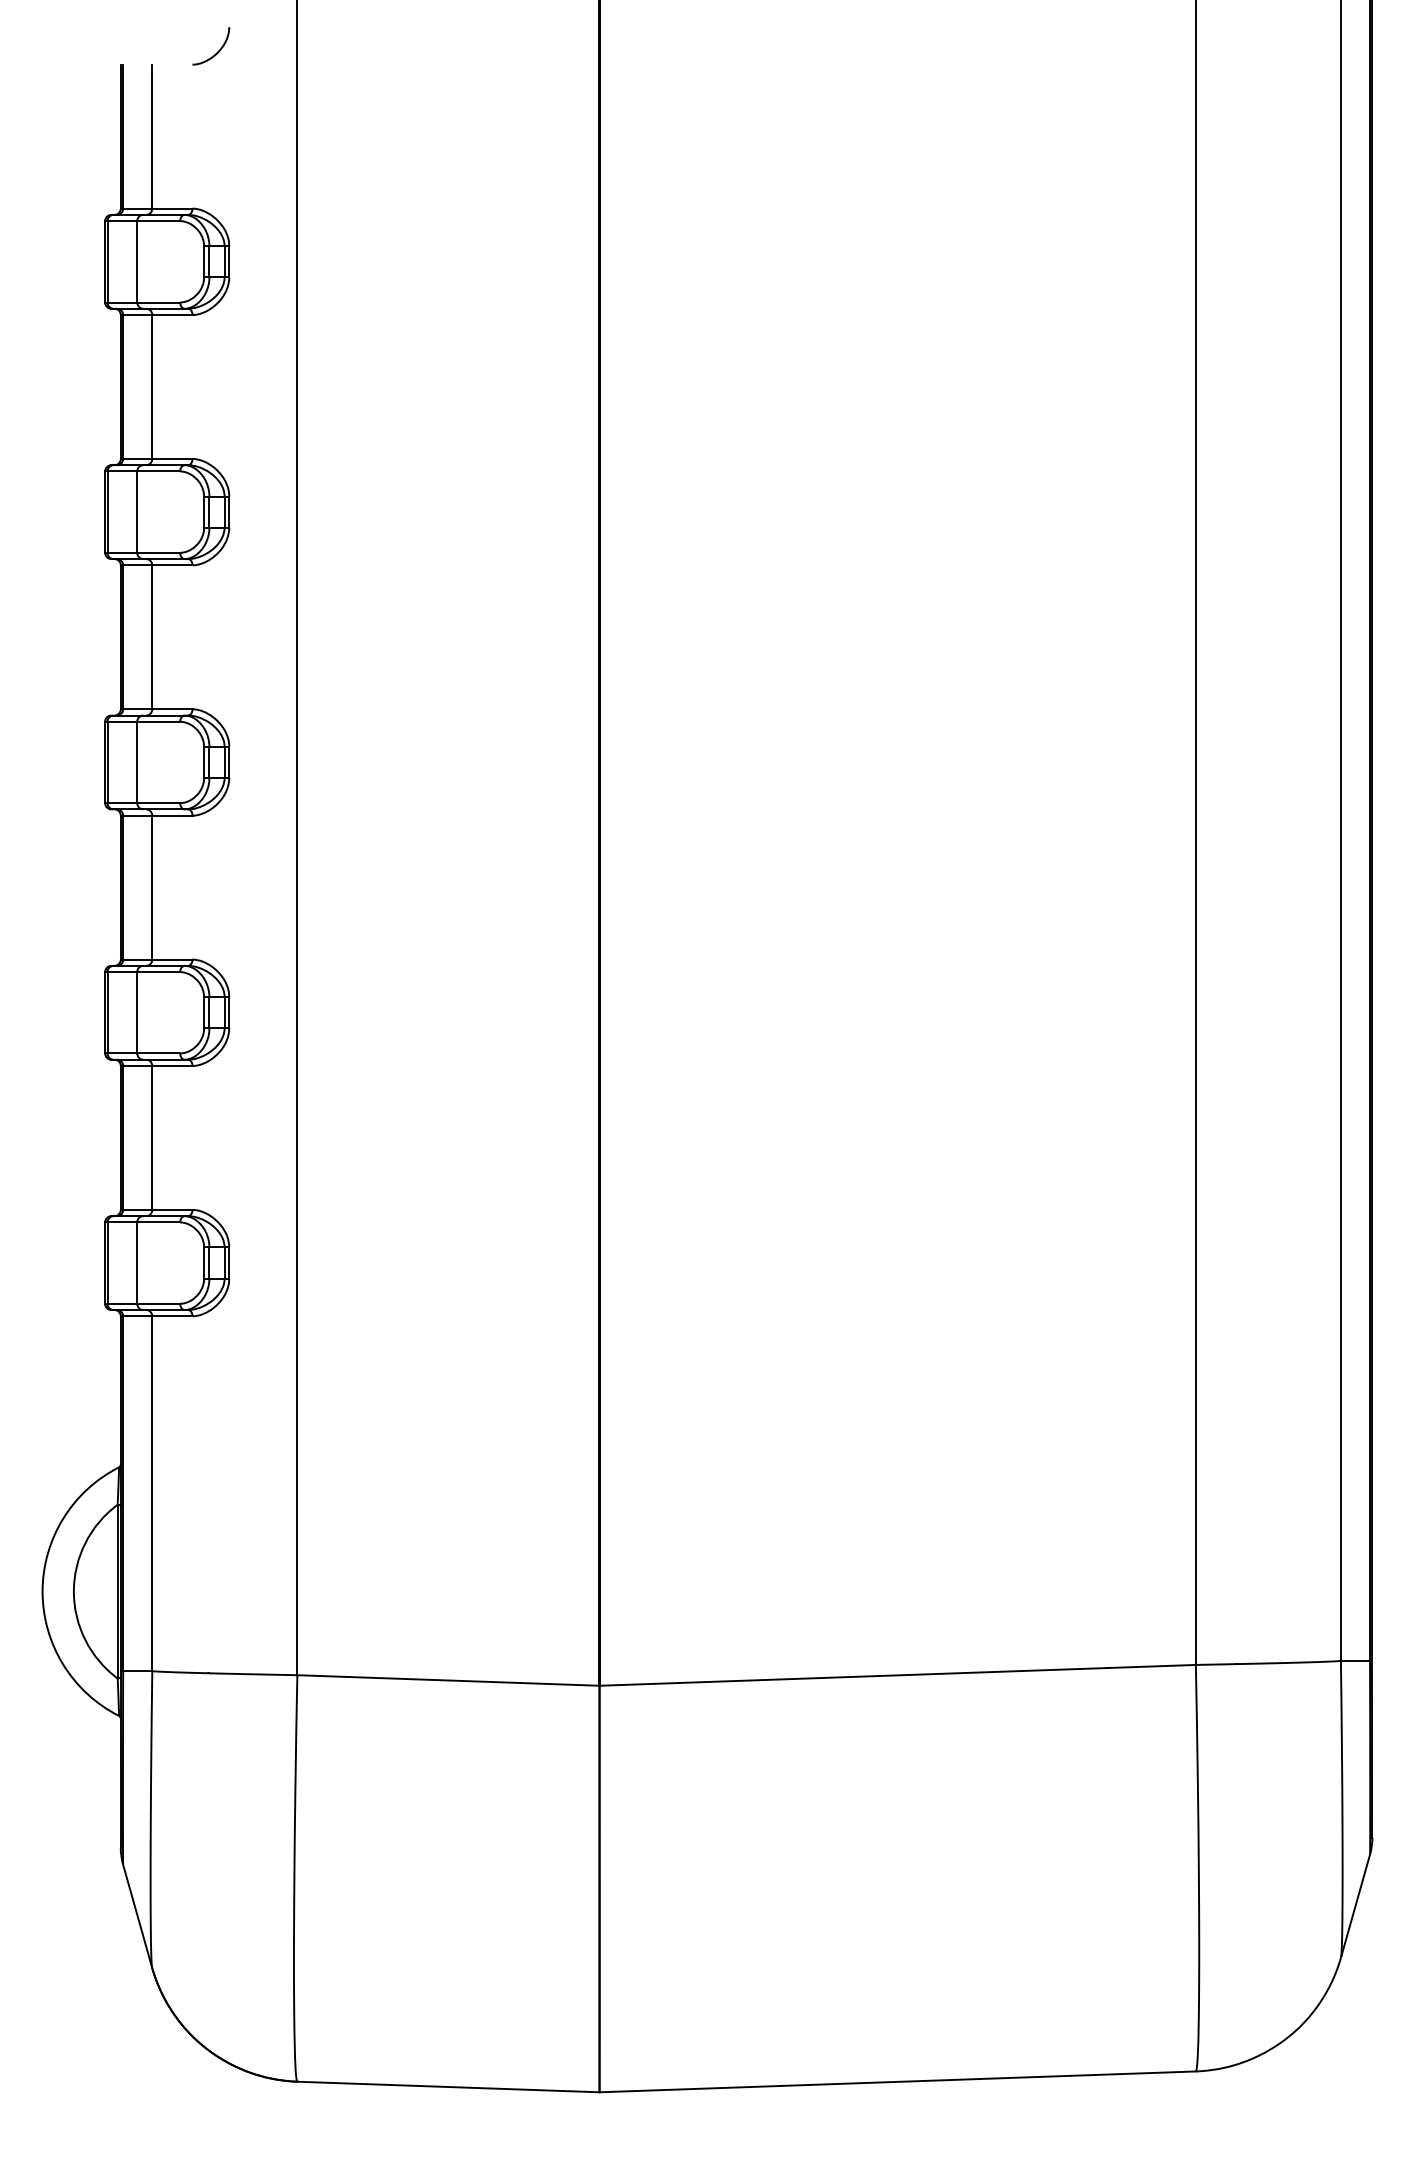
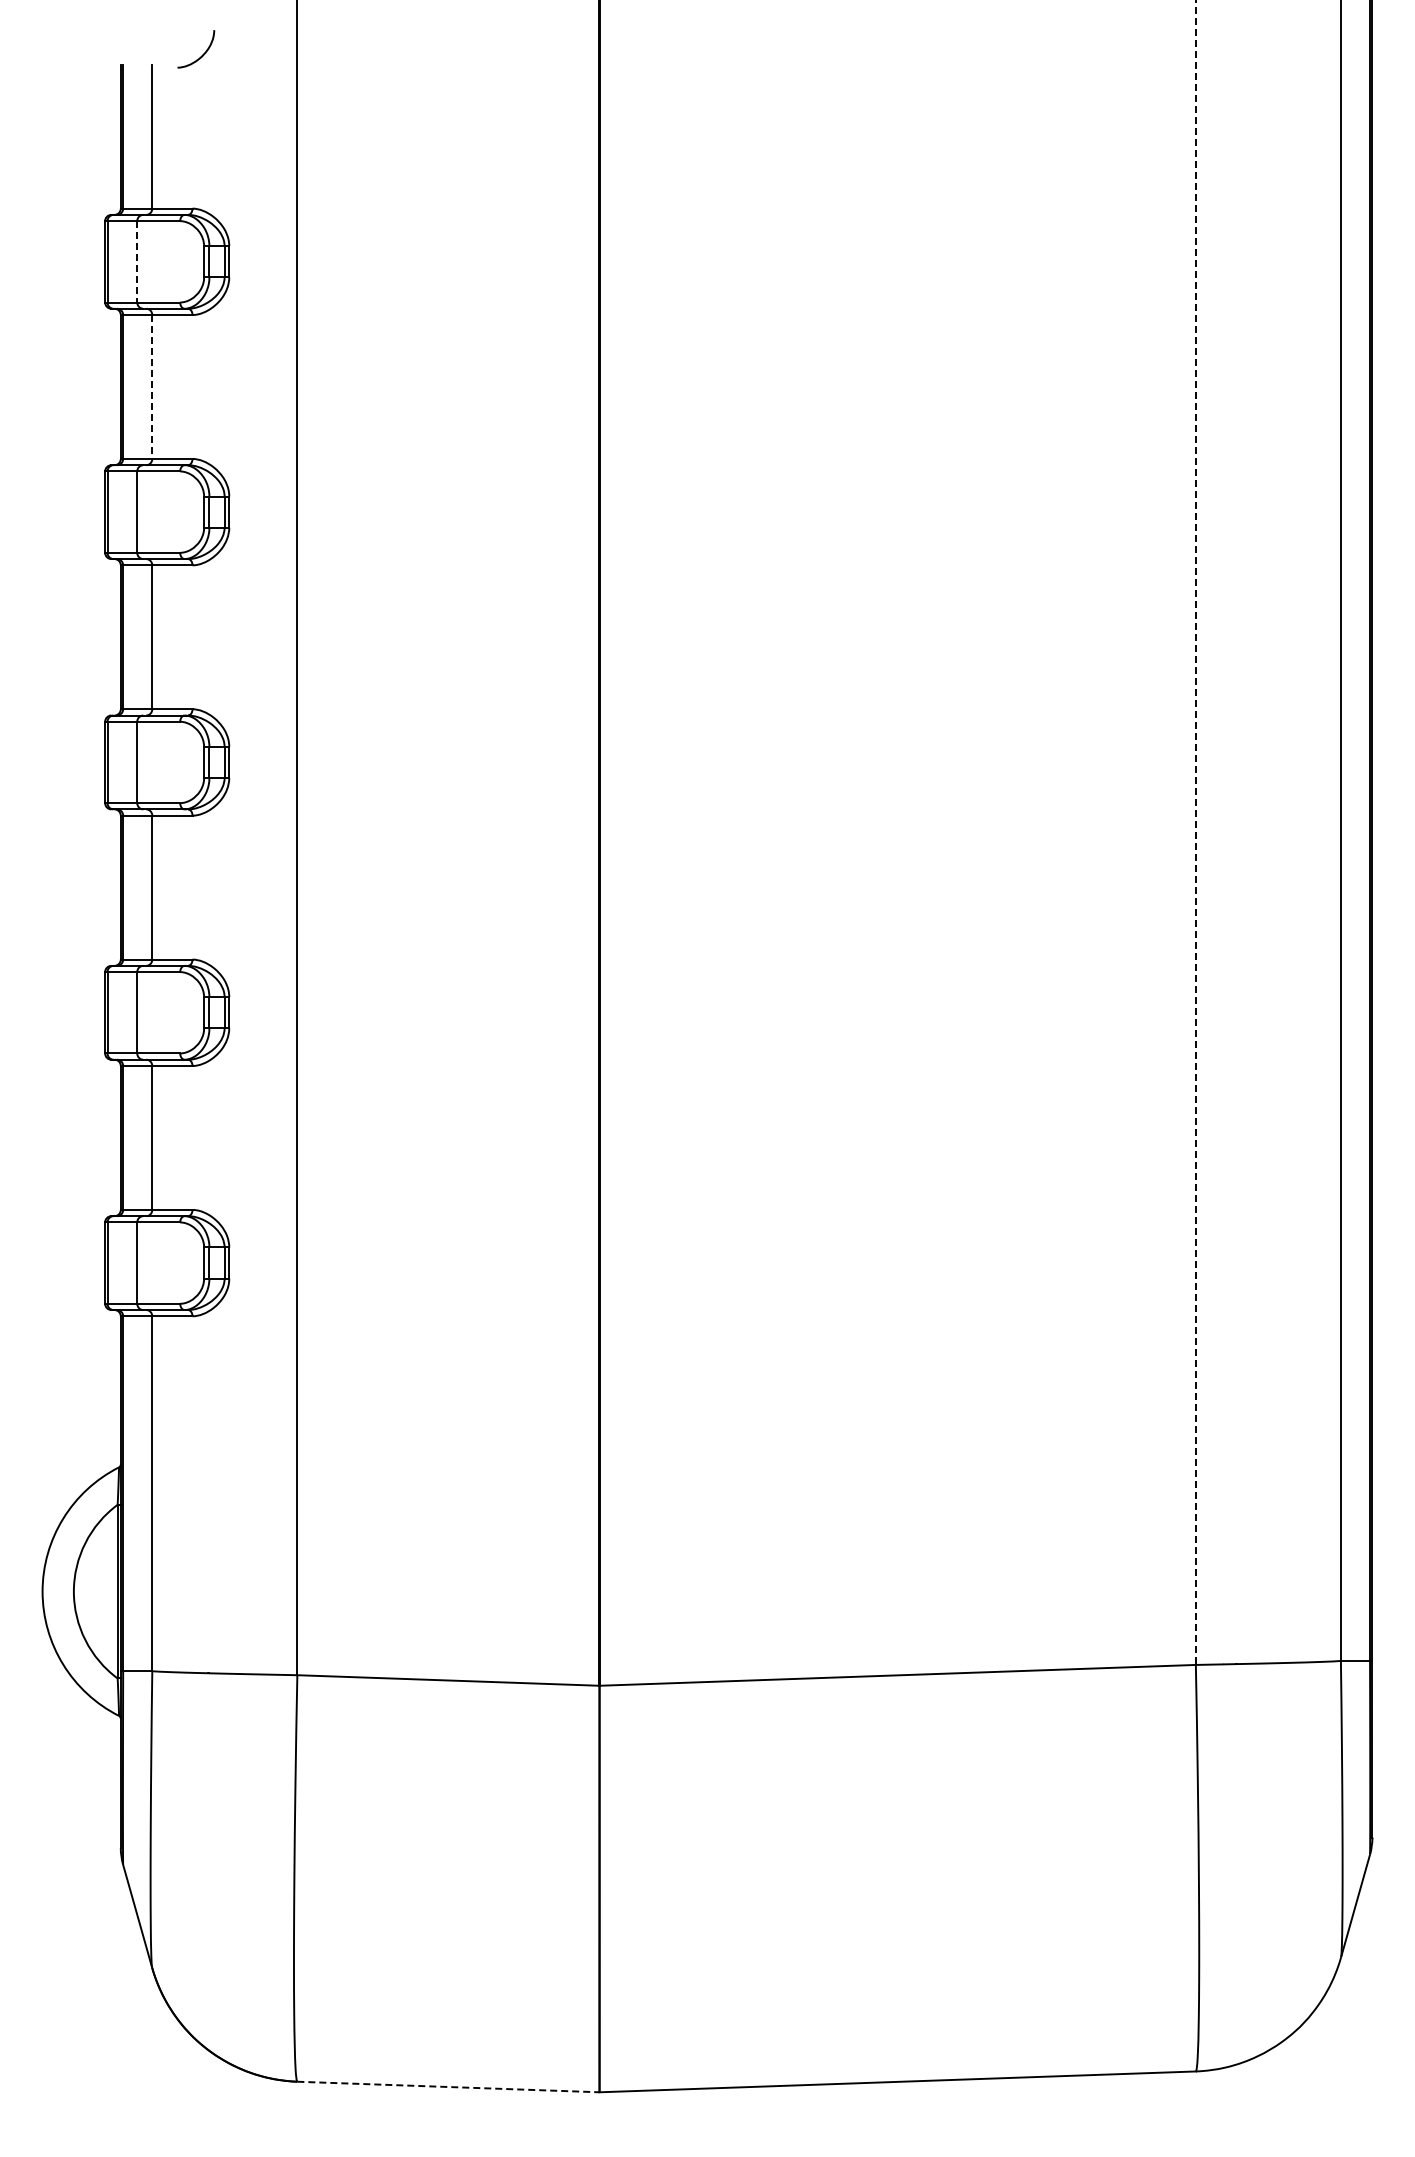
curve position: (217, 51) -> (202, 54) (202, 54)
line: solid -> dashed (137, 261)
line: solid -> dashed (152, 386)
line: solid -> dashed (1195, 832)
line: solid -> dashed (448, 2087)
